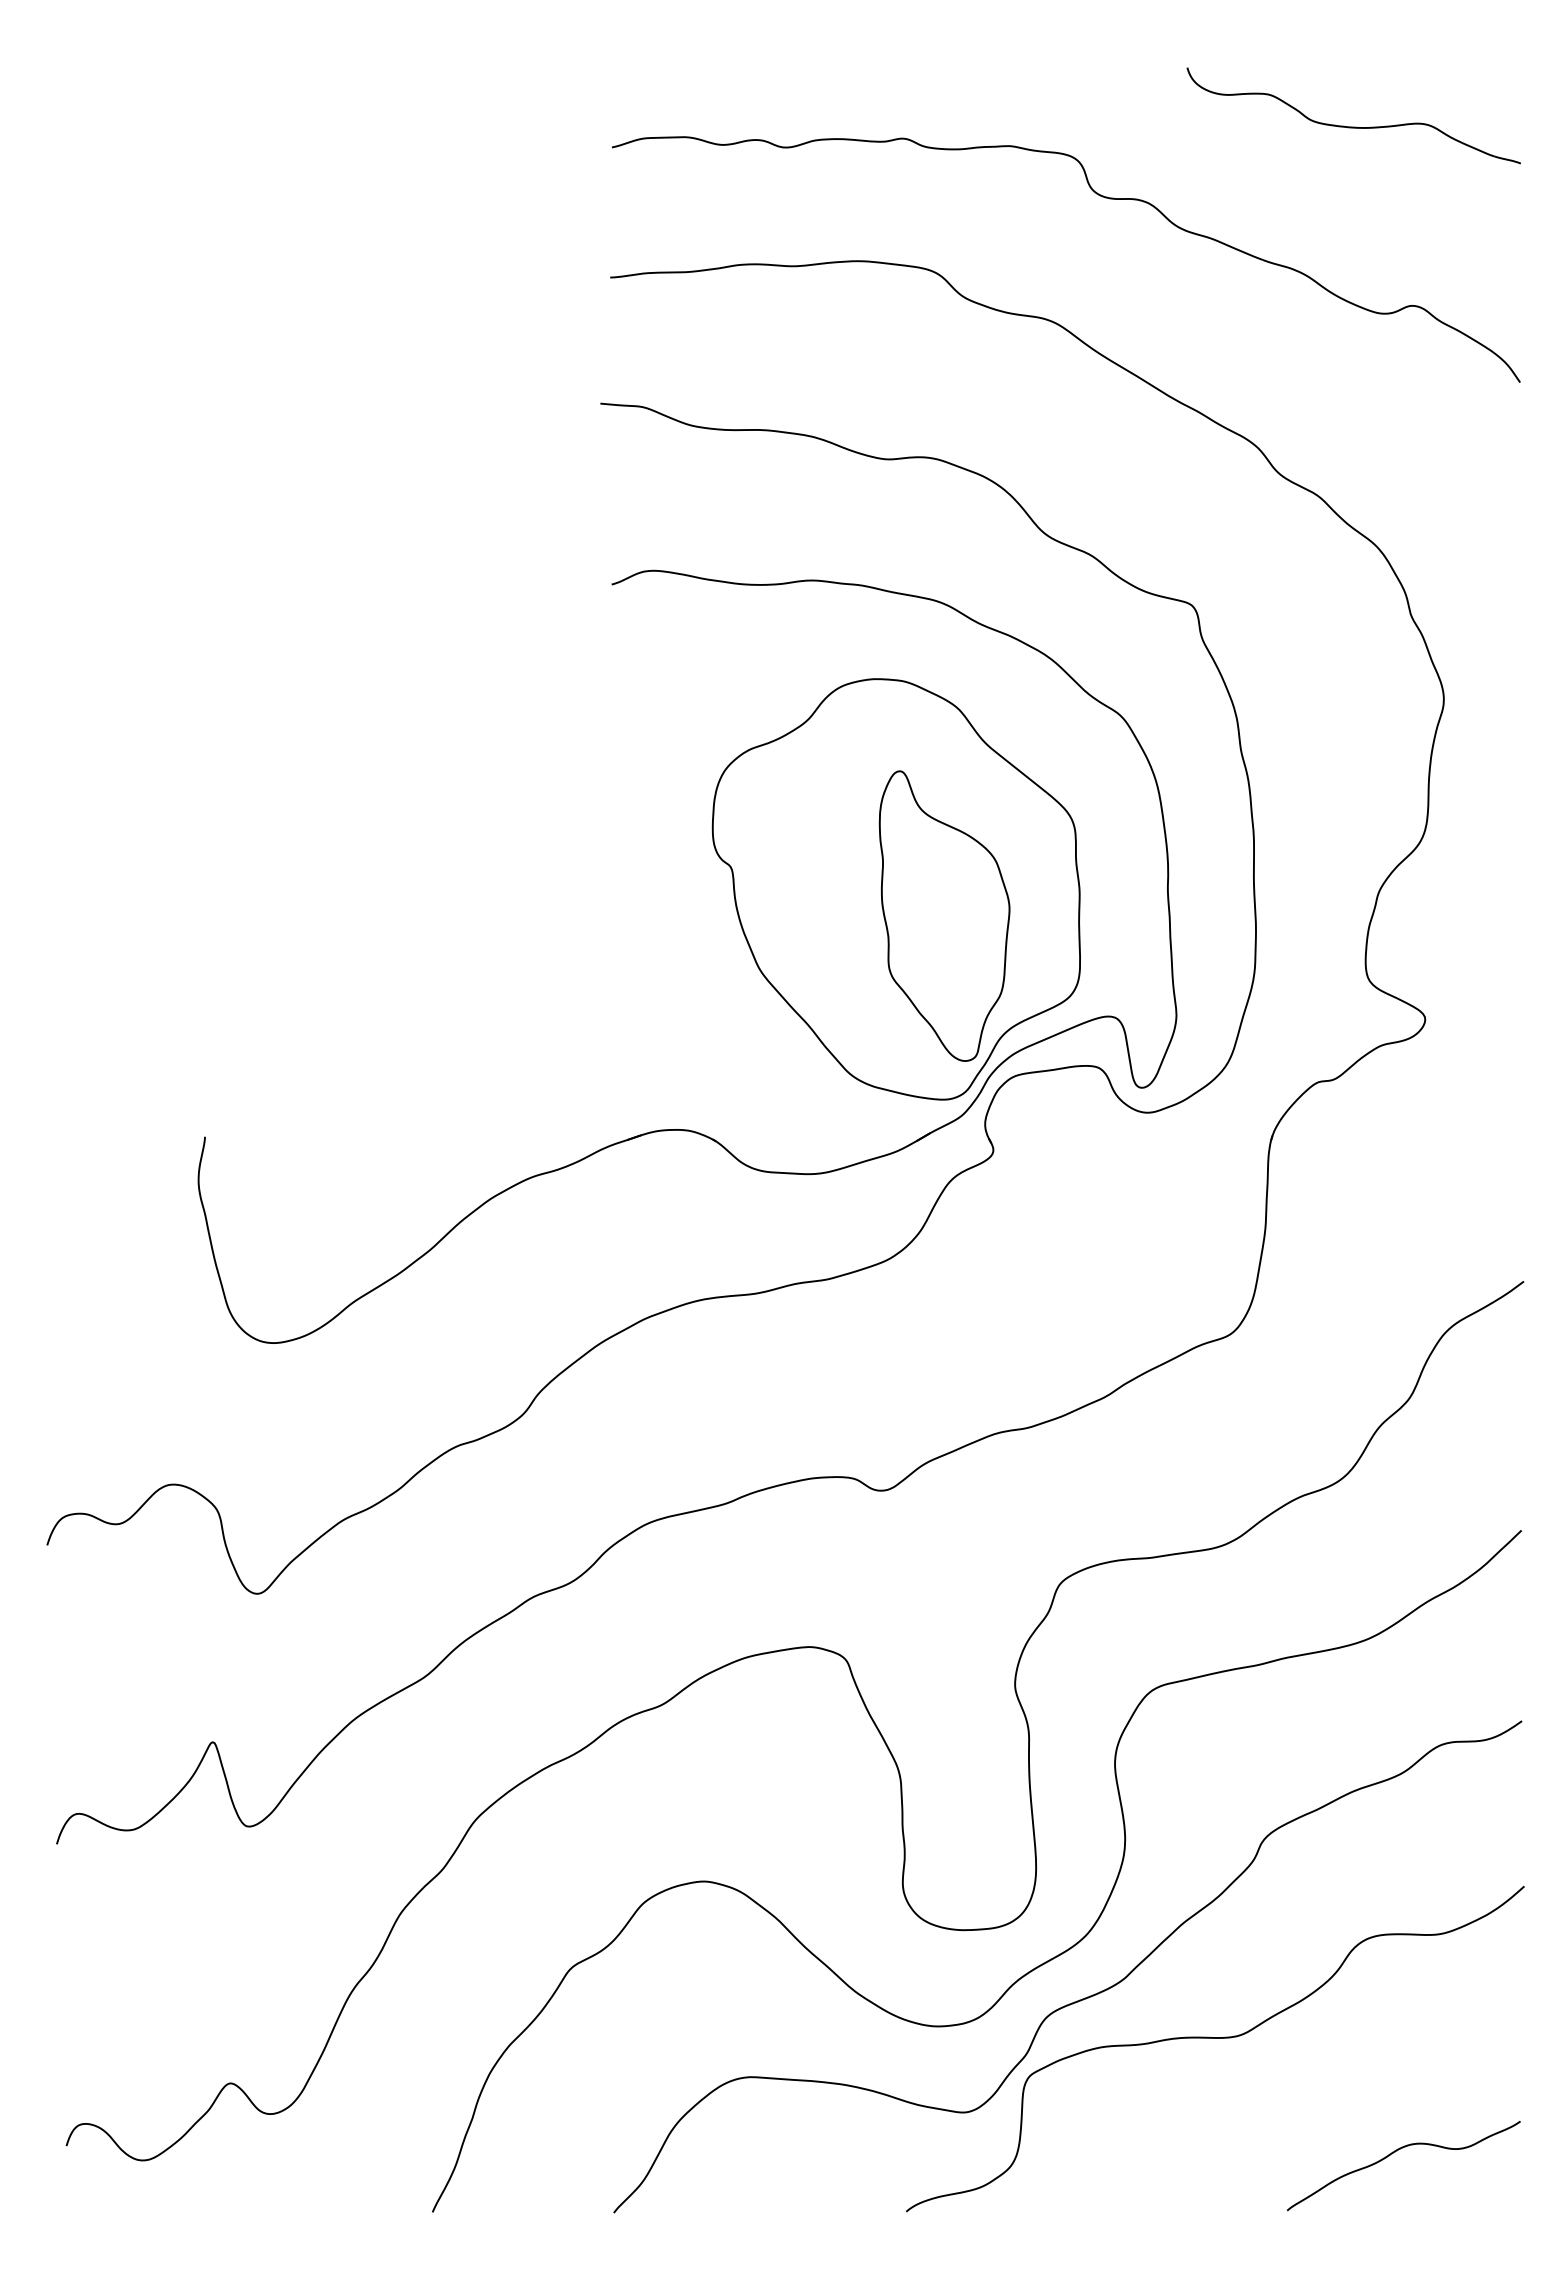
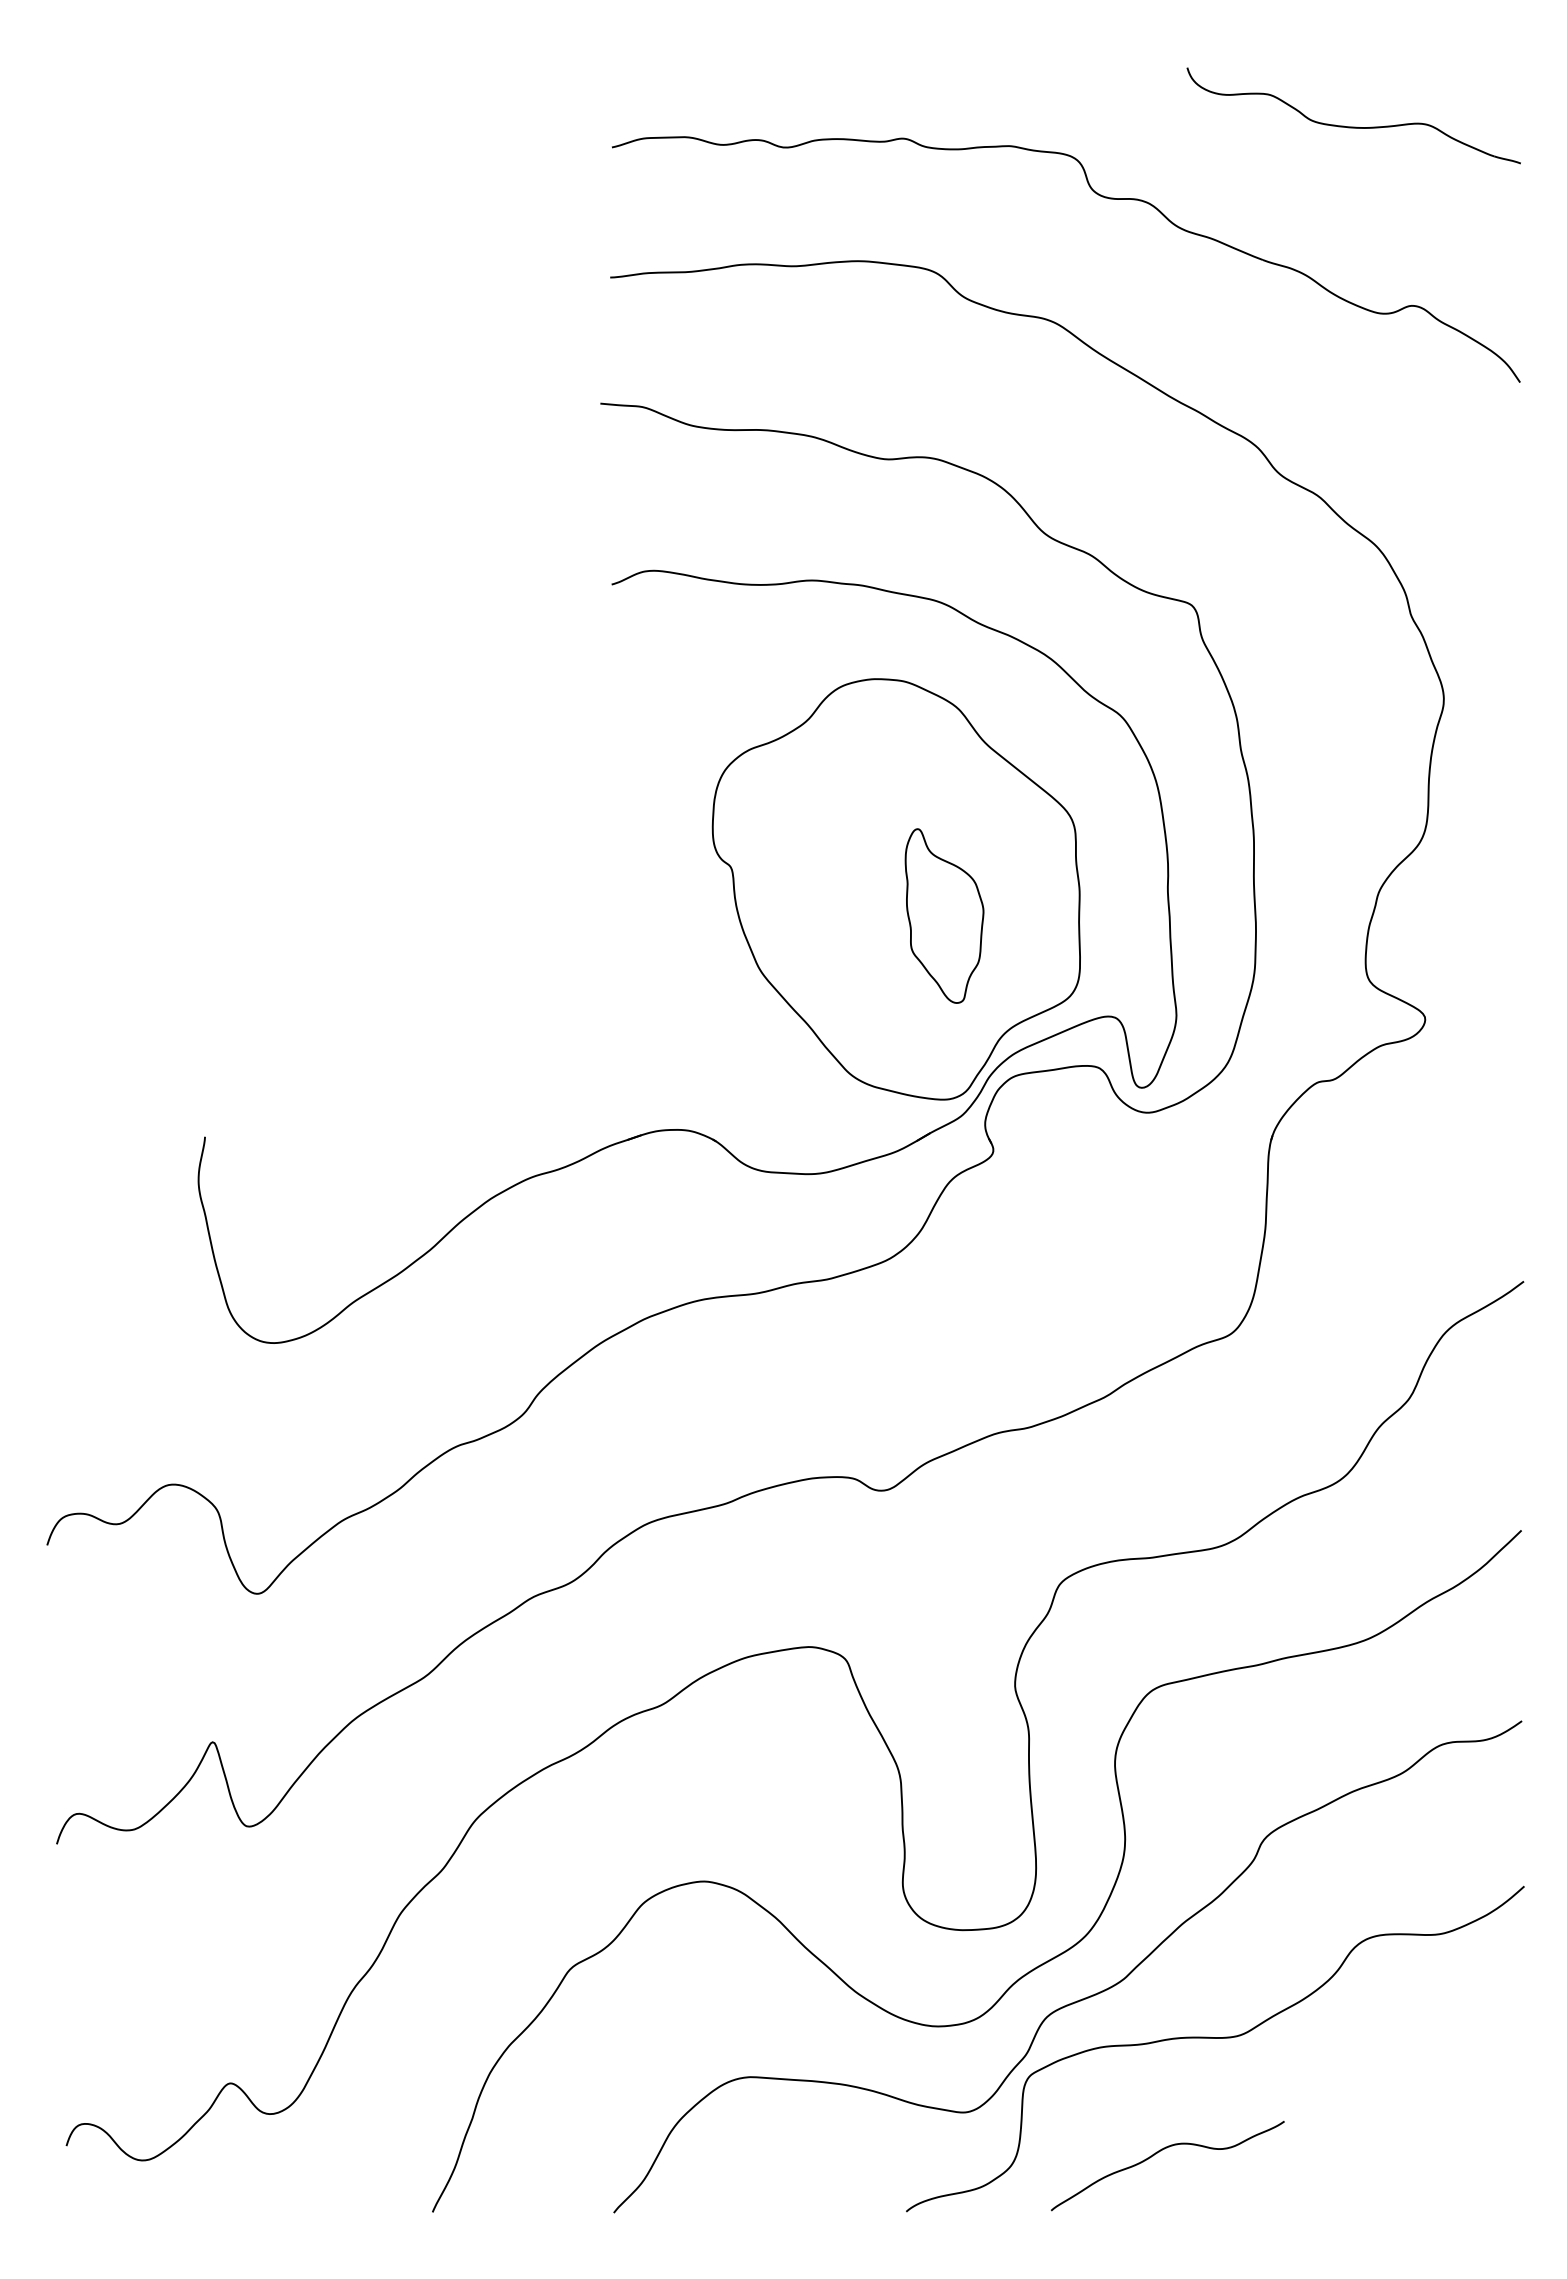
part size: 133x292 px -> 81x176 px (944, 915)
curve position: (1395, 2152) -> (1159, 2152) (1159, 2152)
